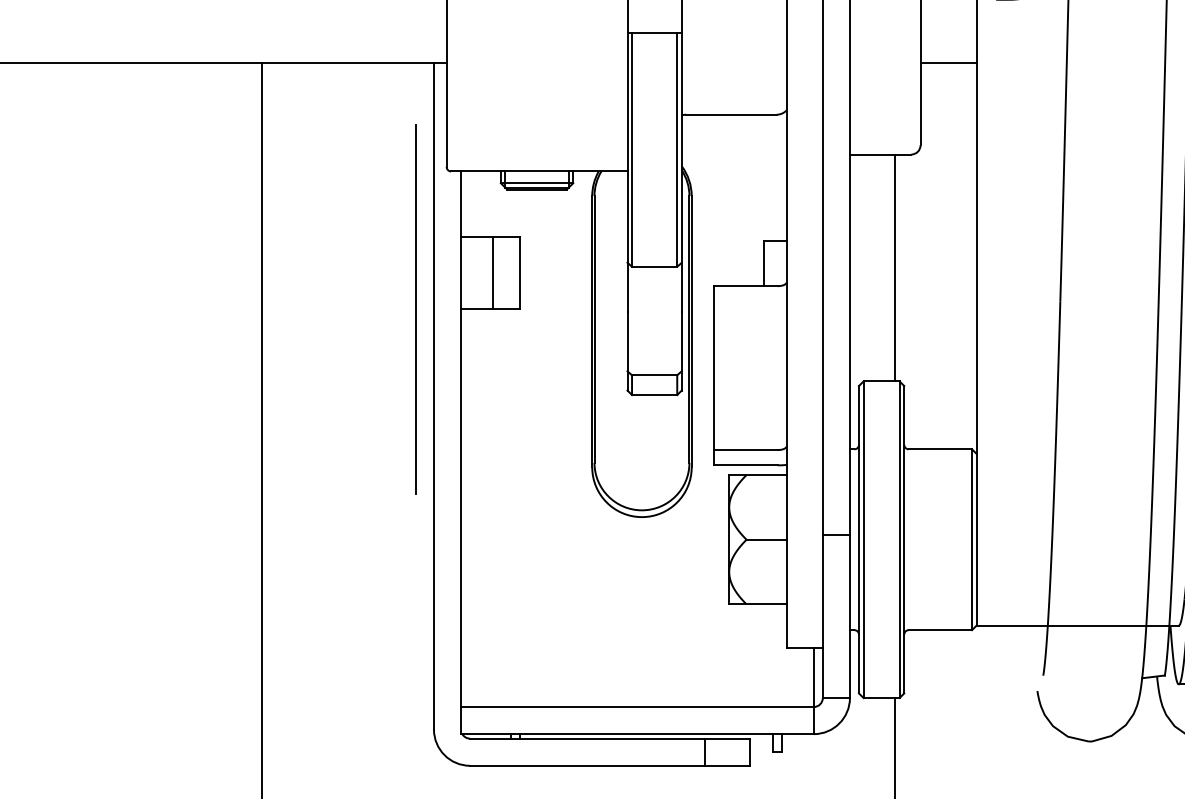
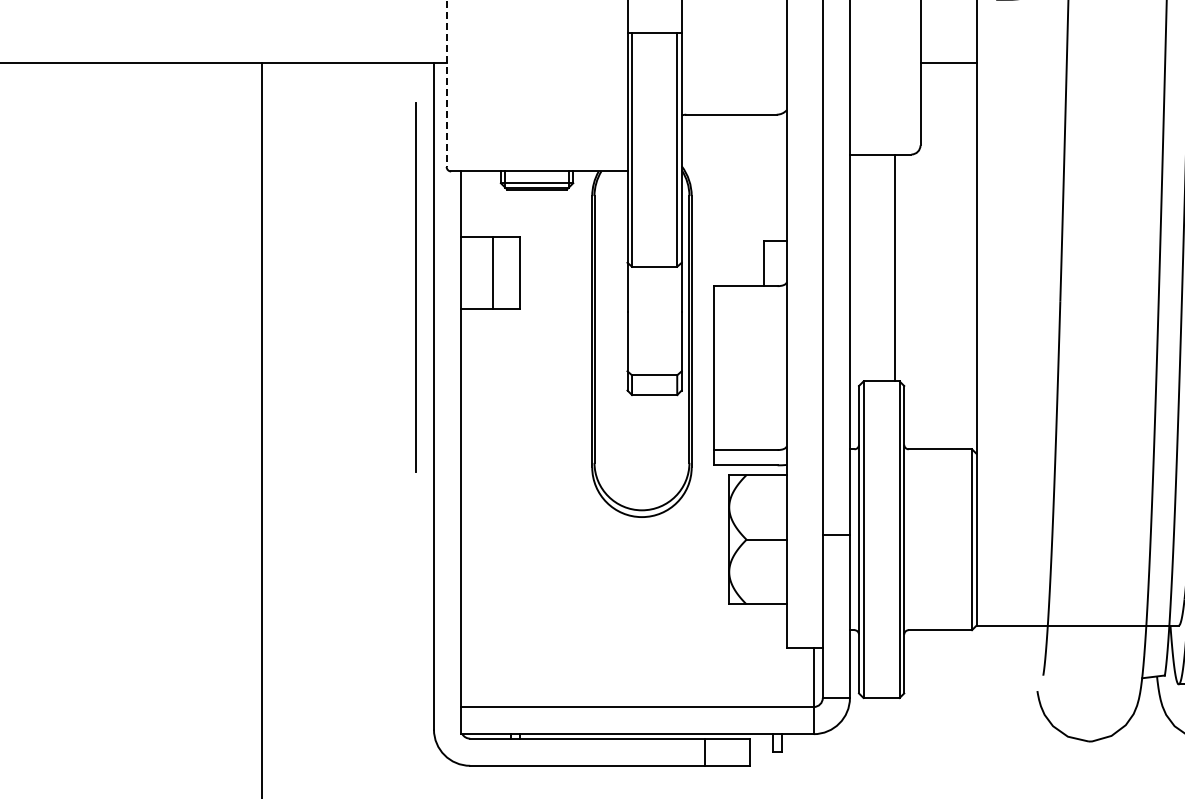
line: solid -> dashed (446, 84)
line position: (415, 309) -> (415, 287) (415, 287)
line: present -> none (895, 746)
